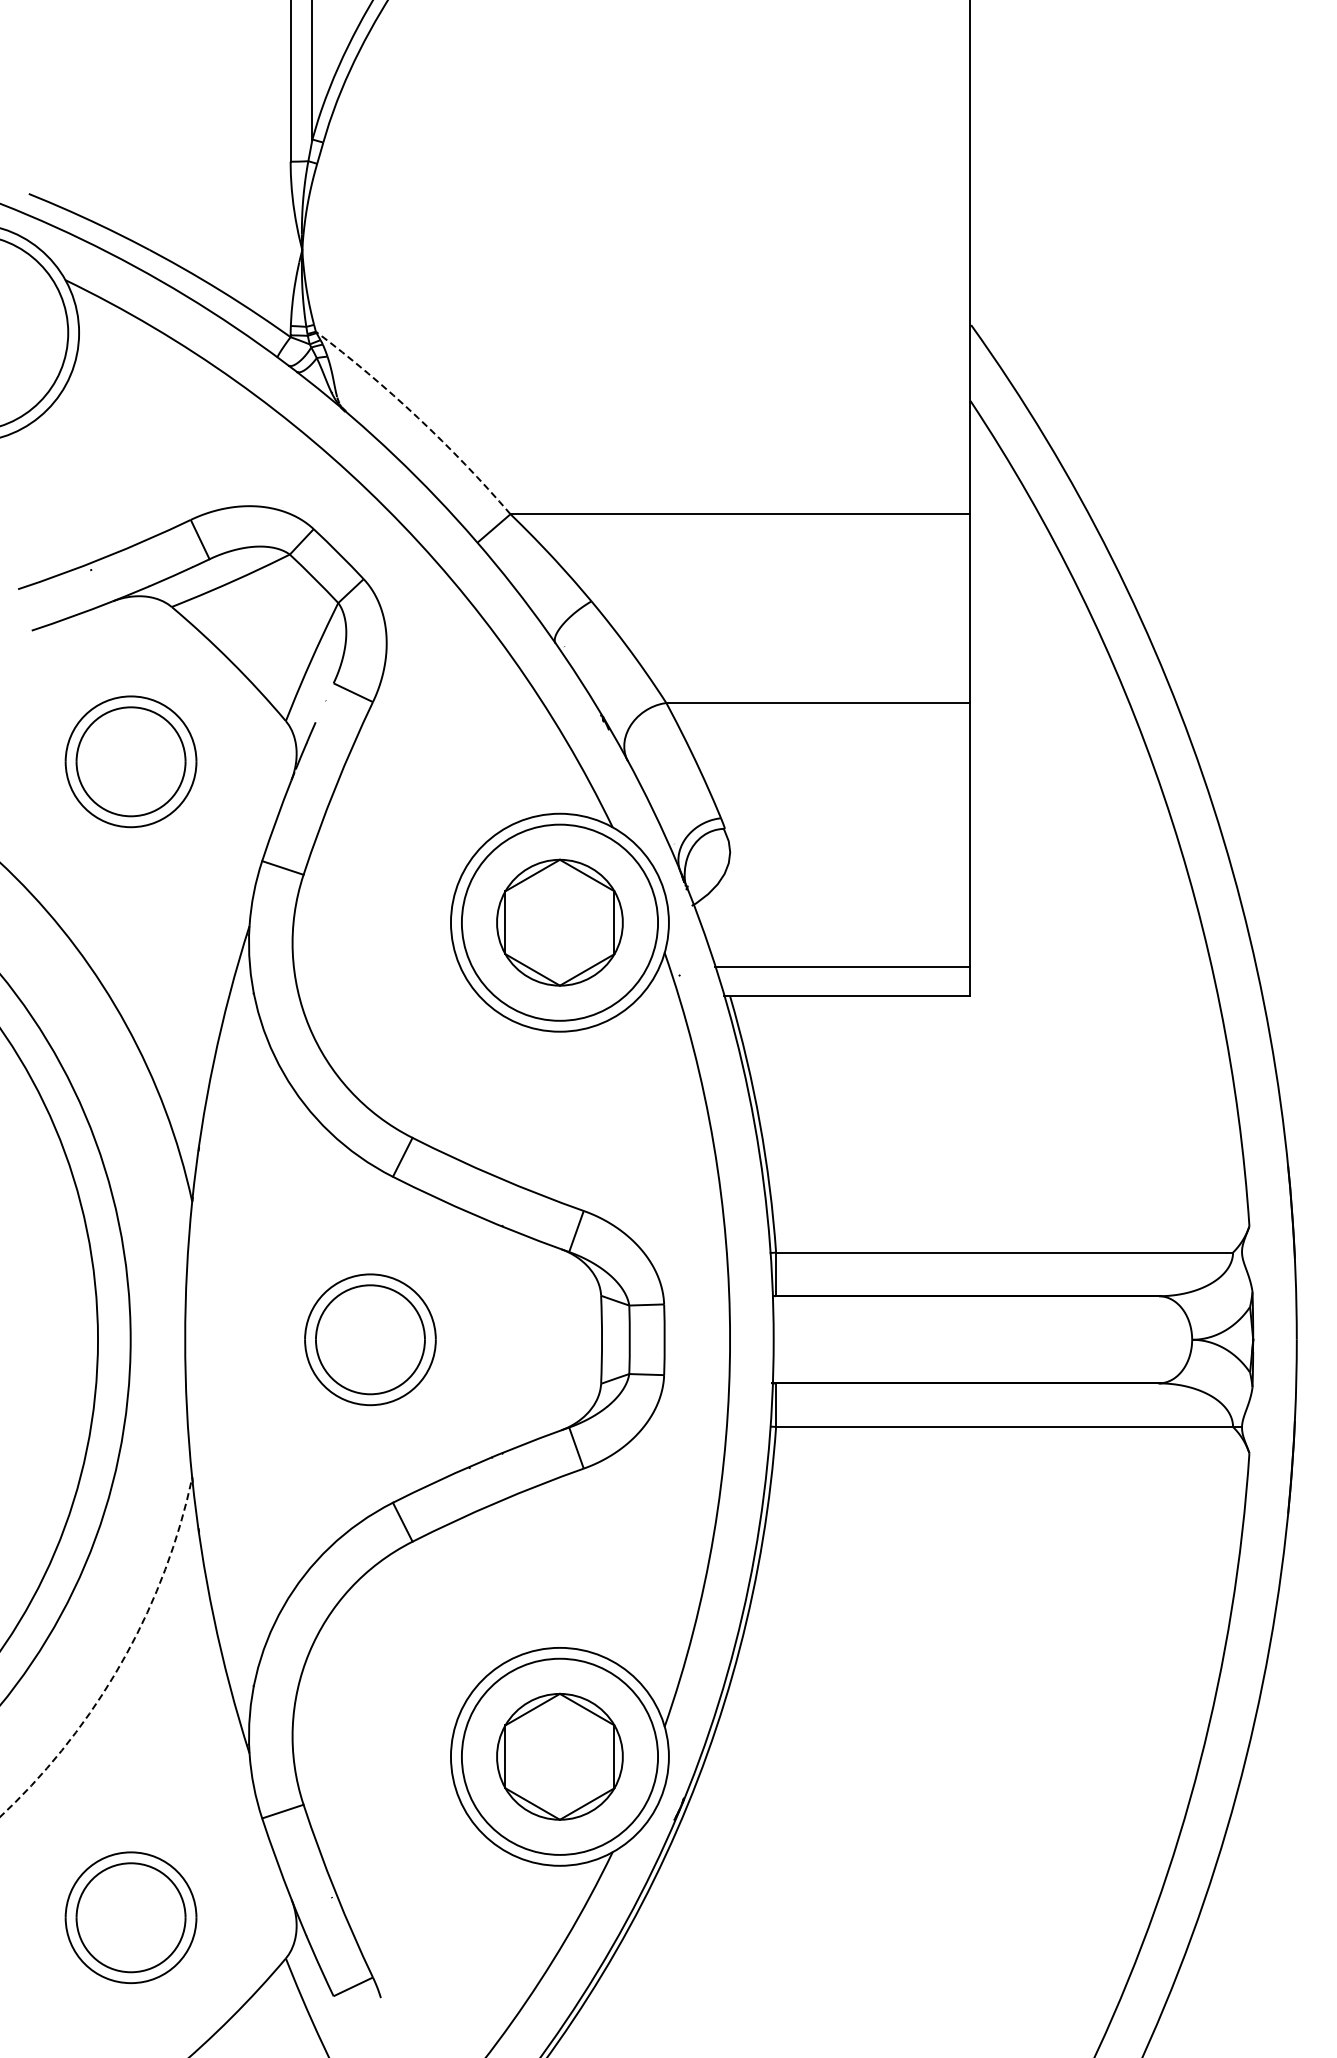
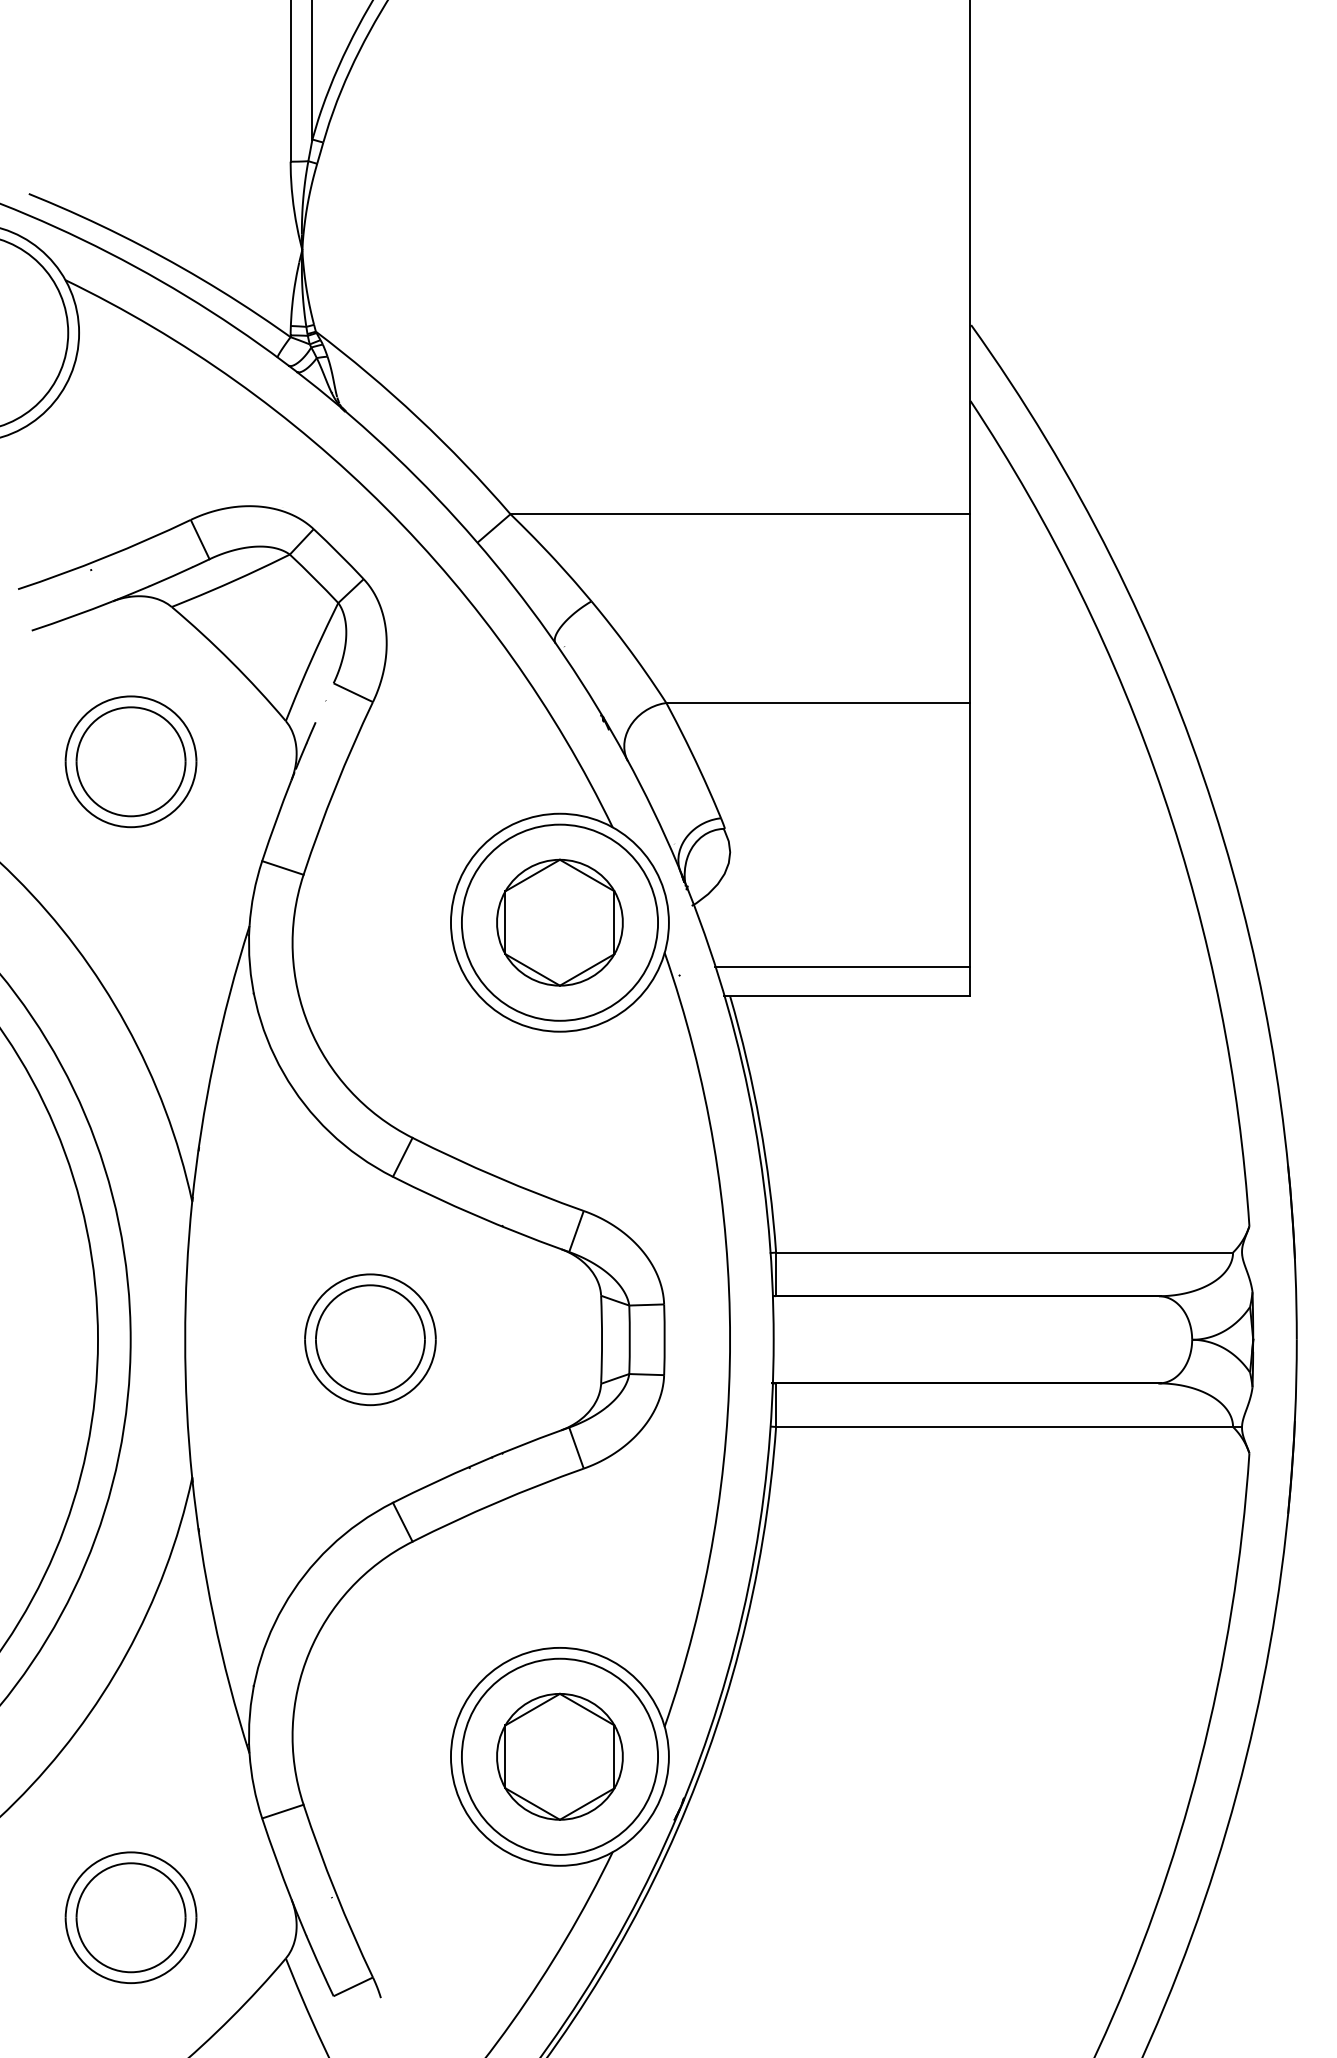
arc: dashed -> solid (418, 417)
arc: dashed -> solid (121, 1663)
